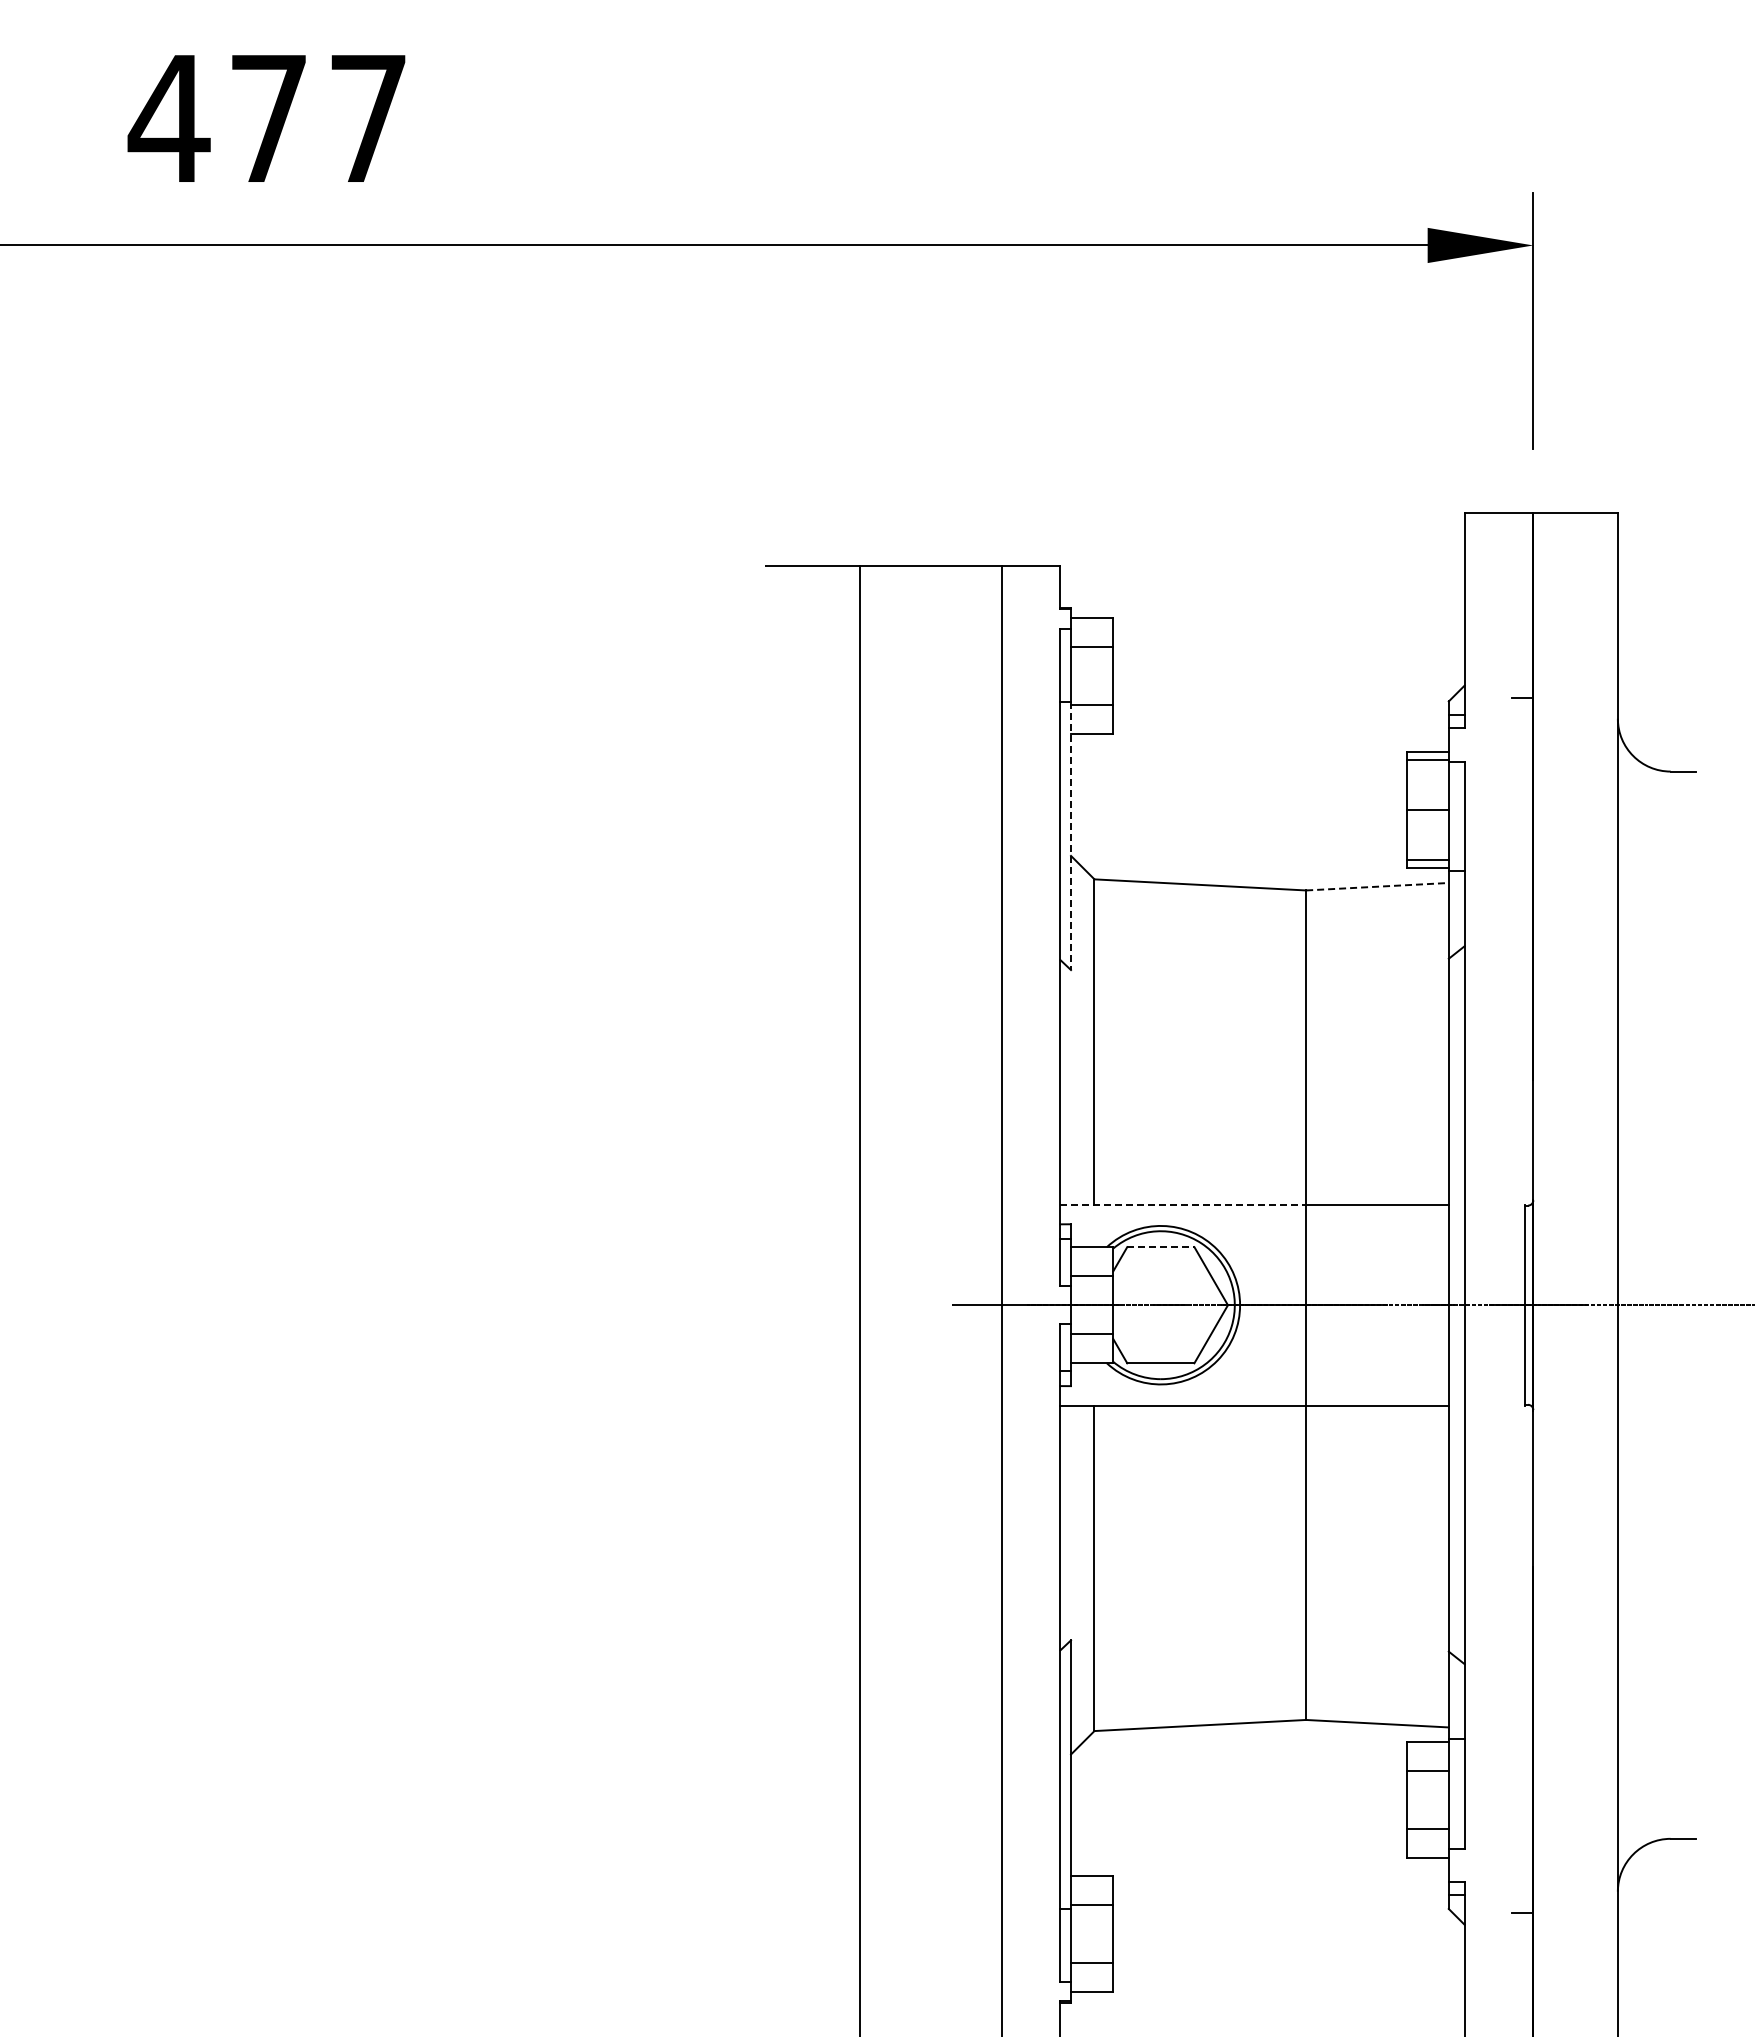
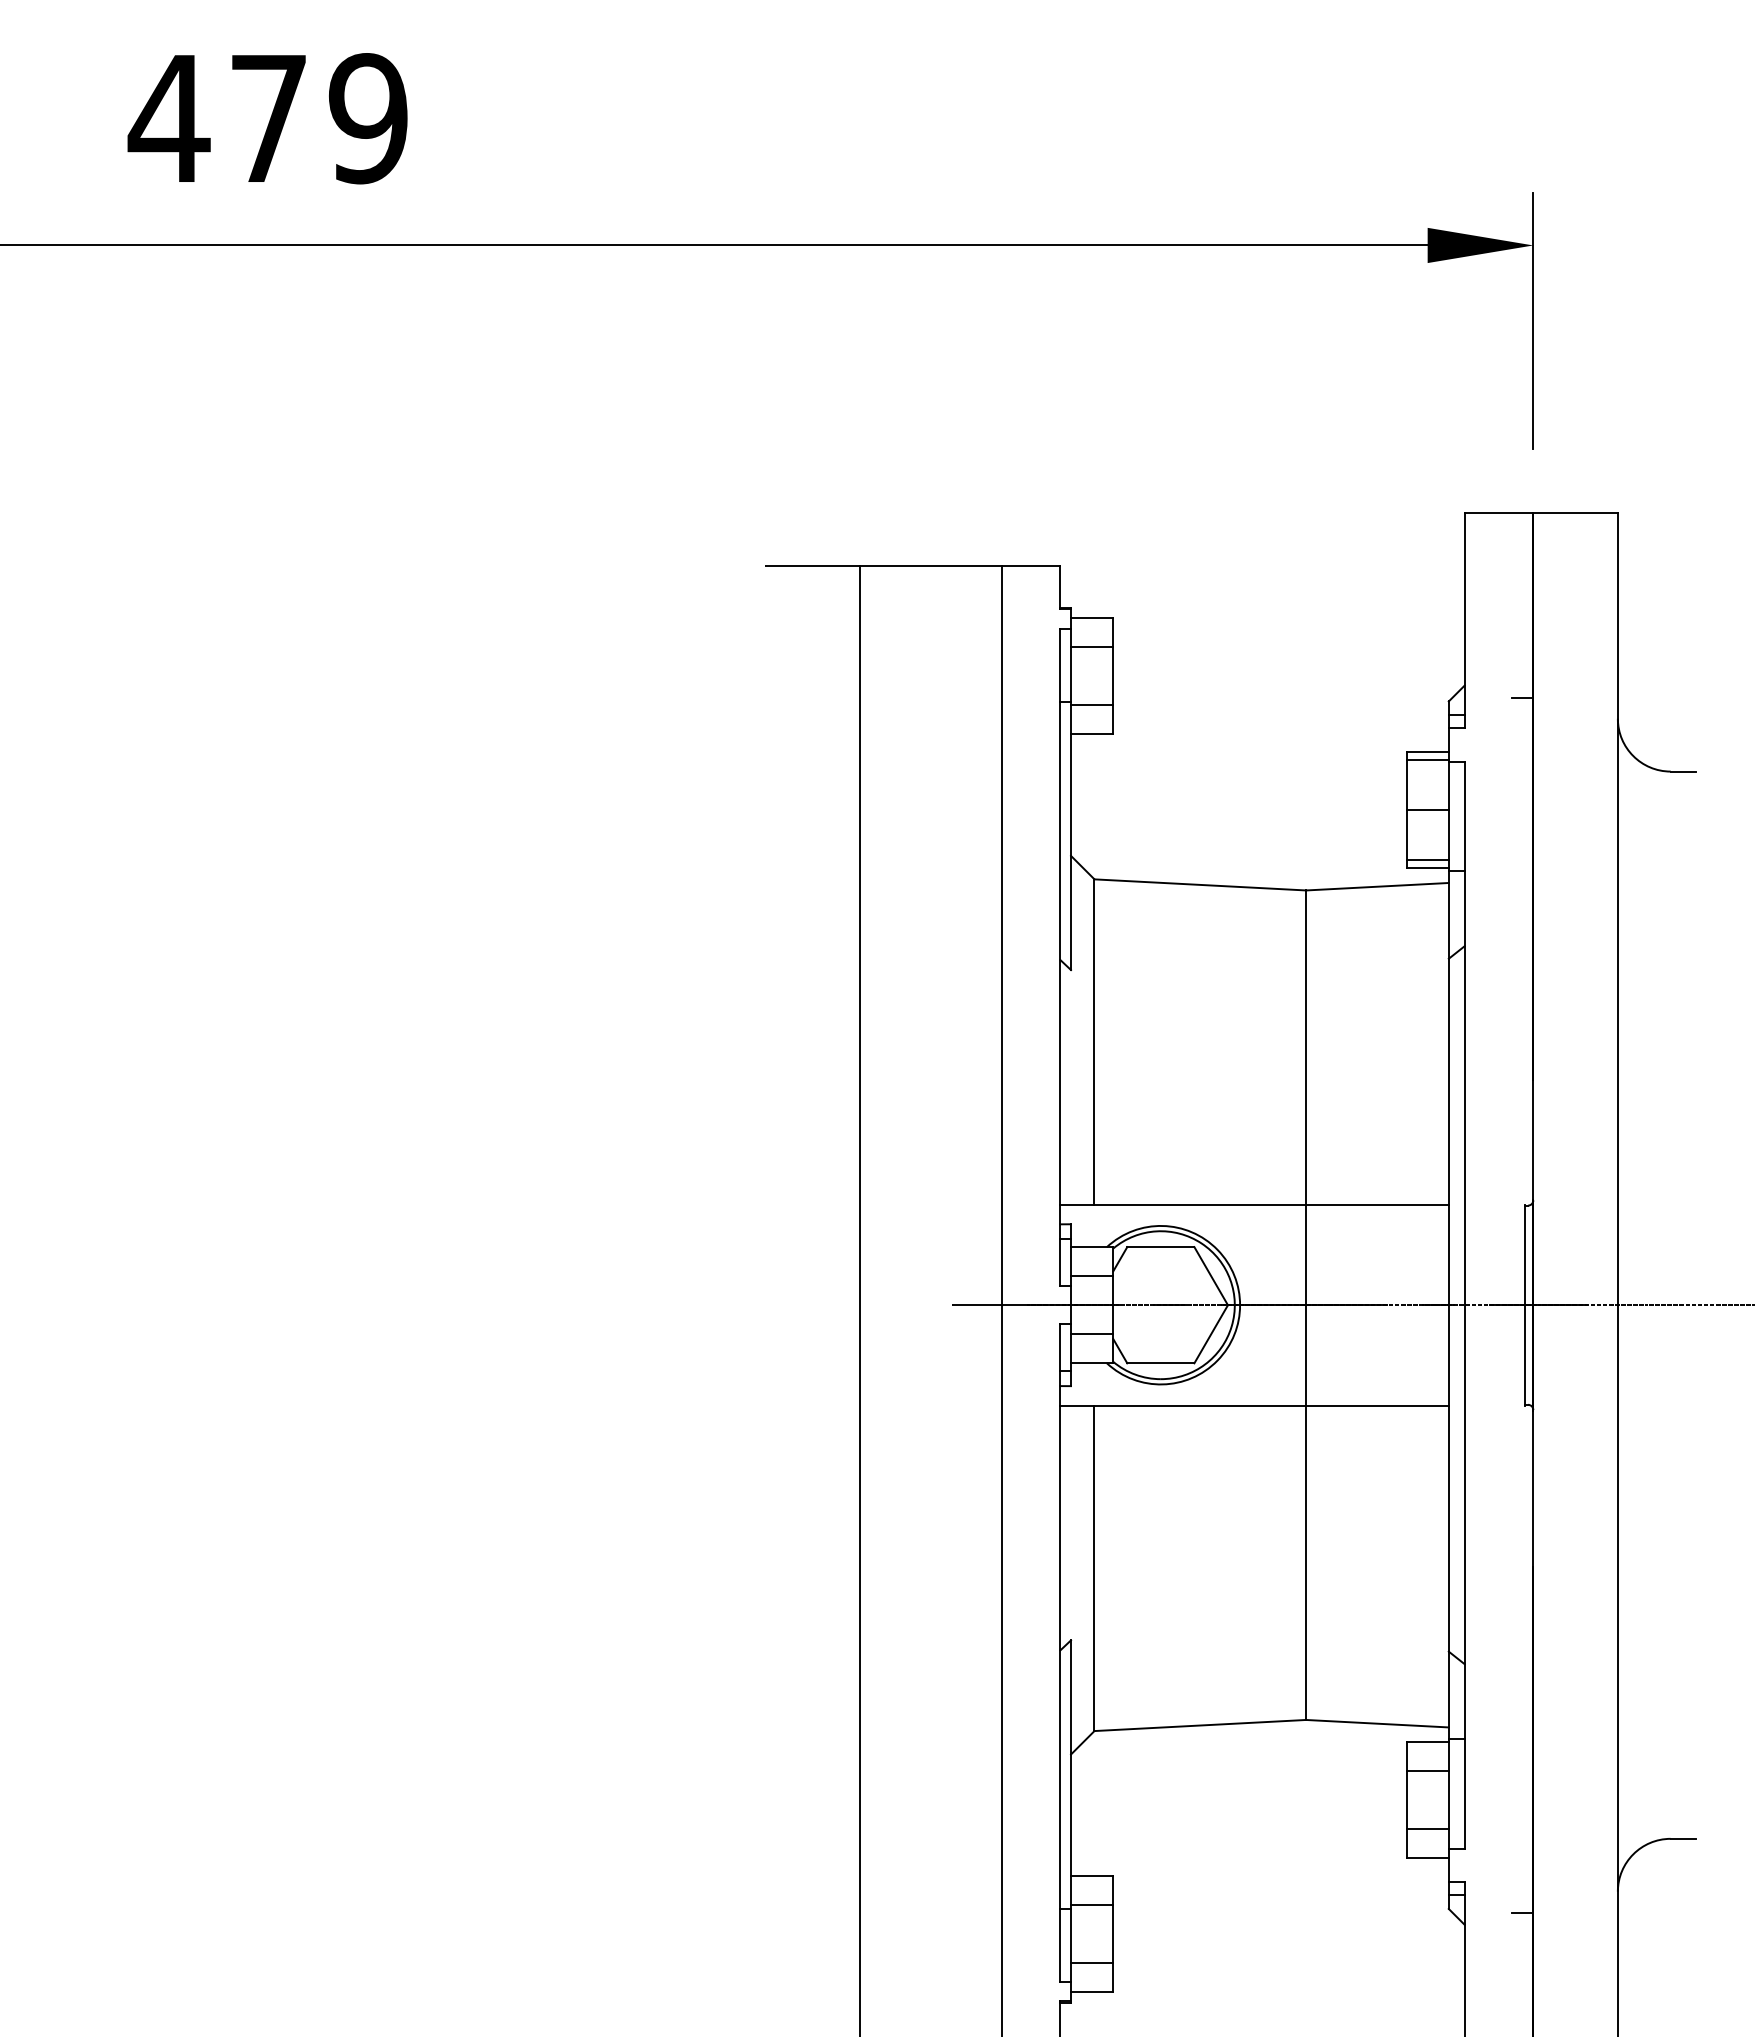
text: 477 -> 479 (368, 118)
line: dashed -> solid (1071, 836)
line: dashed -> solid (1377, 886)
line: dashed -> solid (1183, 1204)
line: dashed -> solid (1160, 1247)
